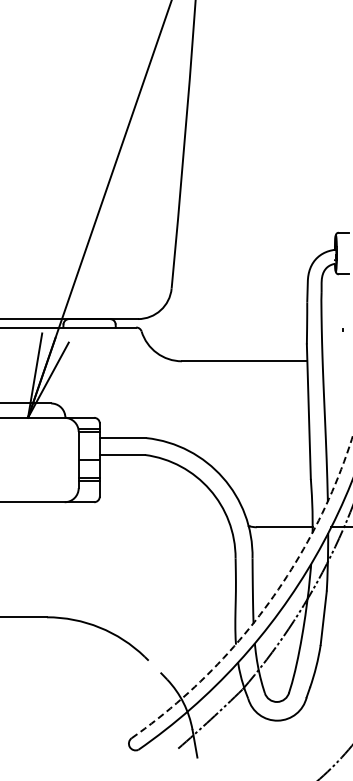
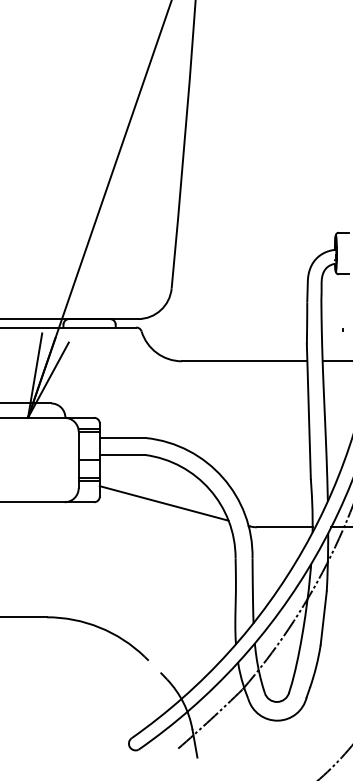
line: none -> present (335, 361)
line: none -> present (163, 503)
arc: dashed -> solid (266, 606)
